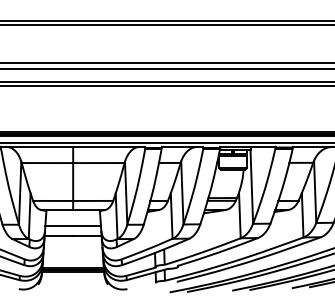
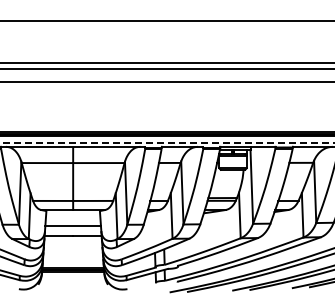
line: present -> none (166, 24)
line: present -> none (166, 85)
line: solid -> dashed (167, 142)
